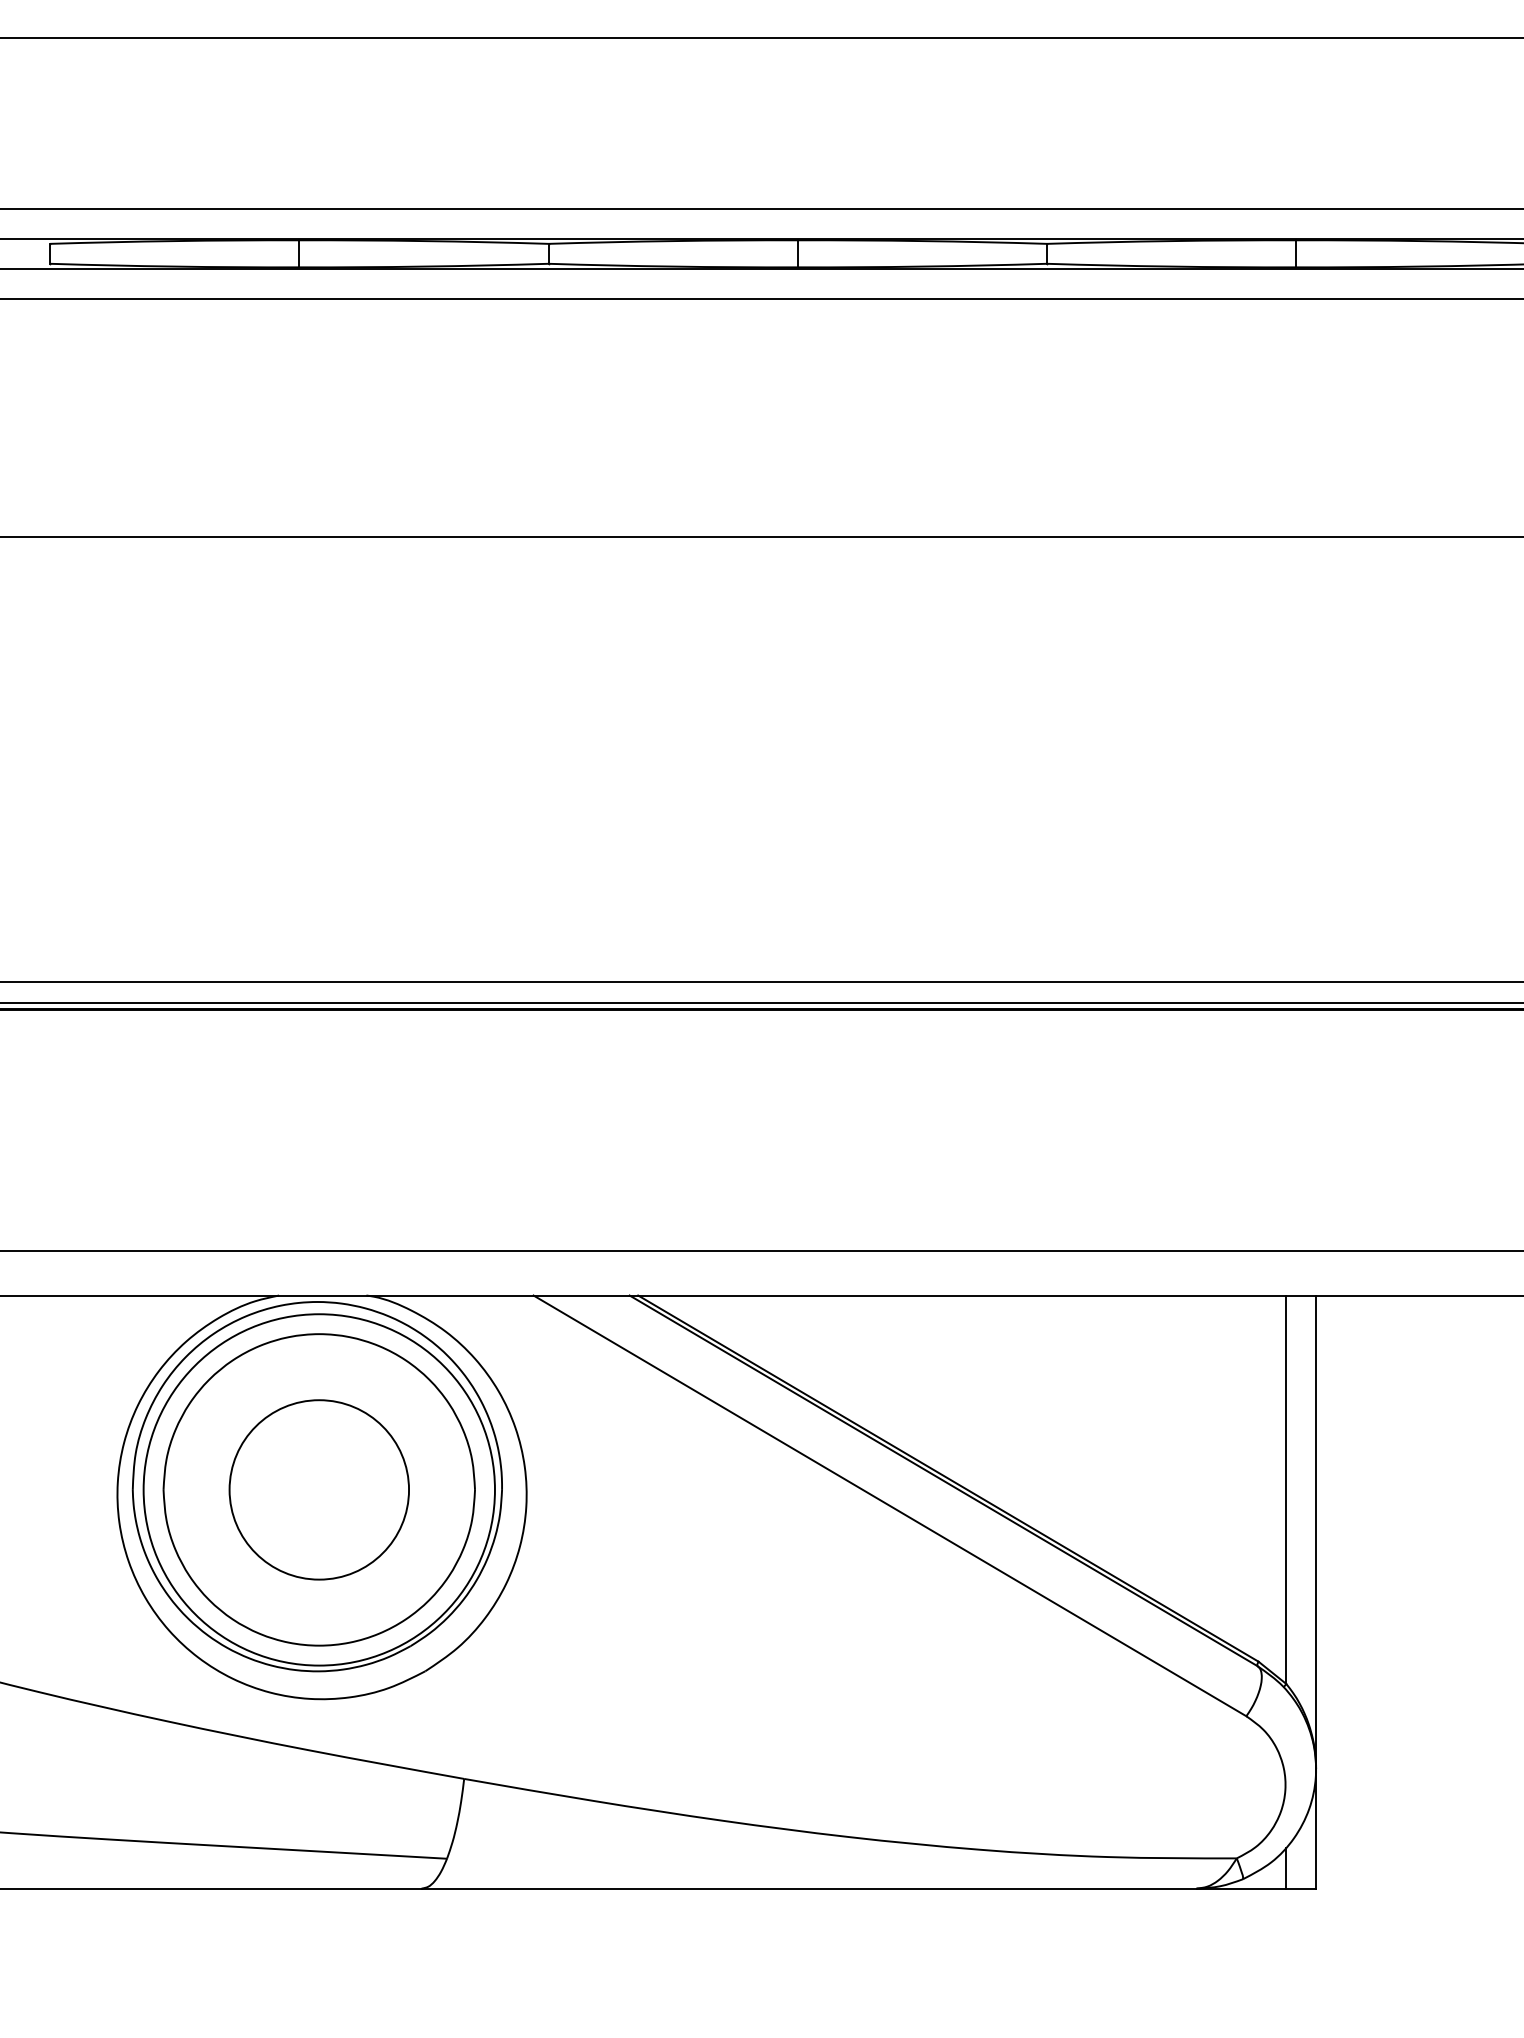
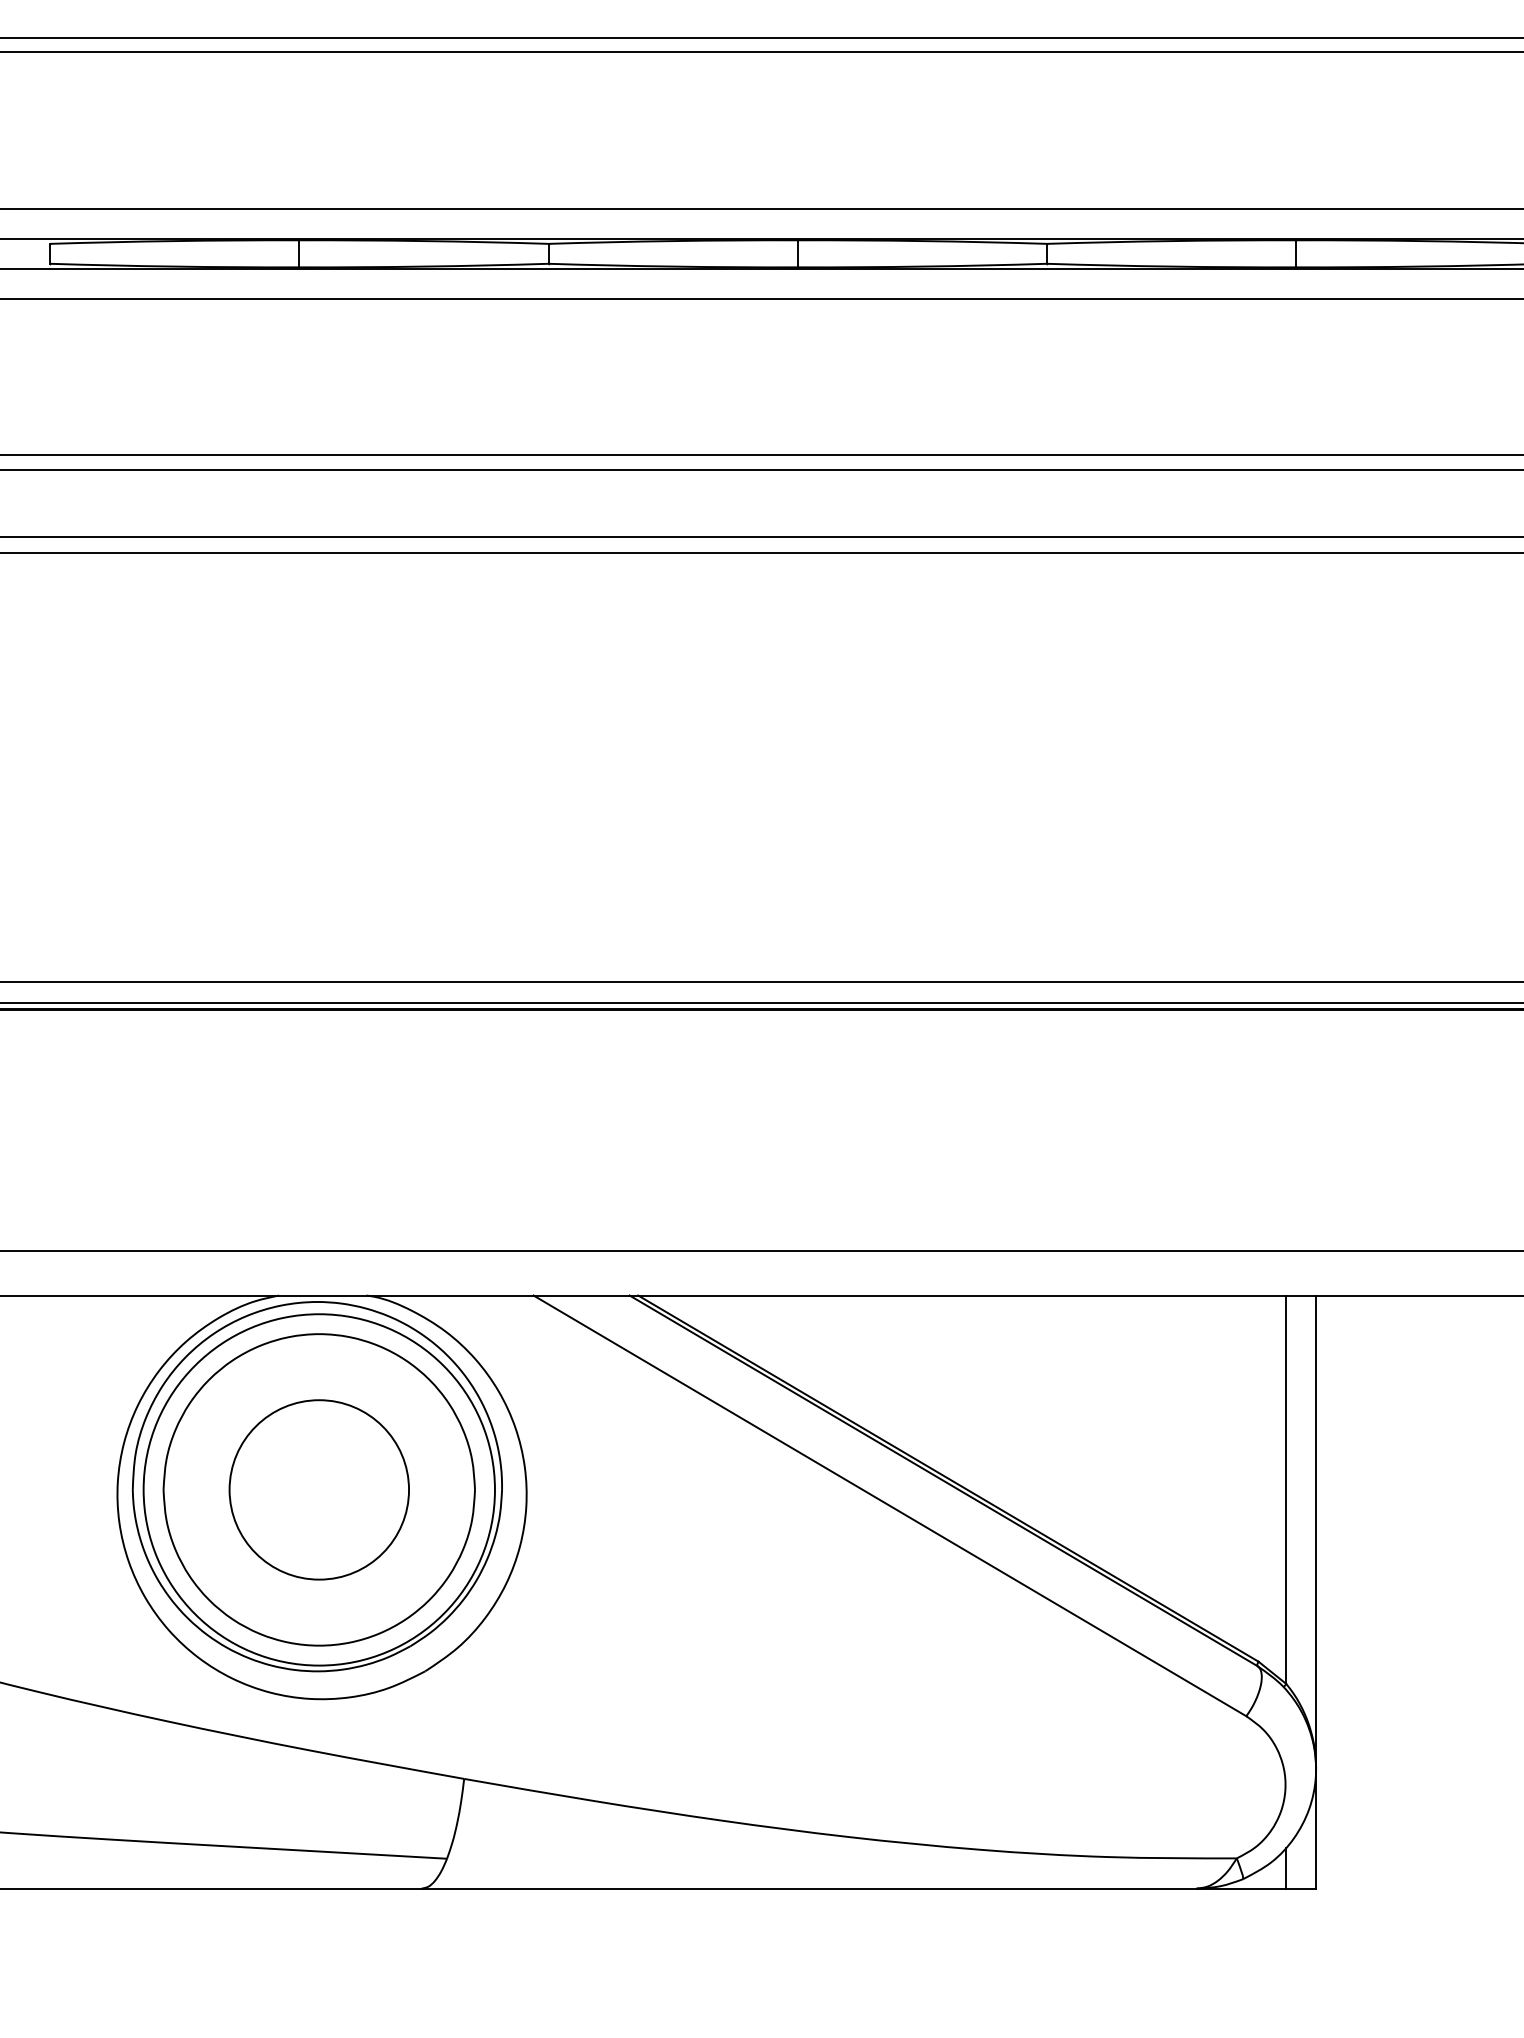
line: none -> present (761, 52)
line: none -> present (761, 455)
line: none -> present (761, 469)
line: none -> present (761, 552)
